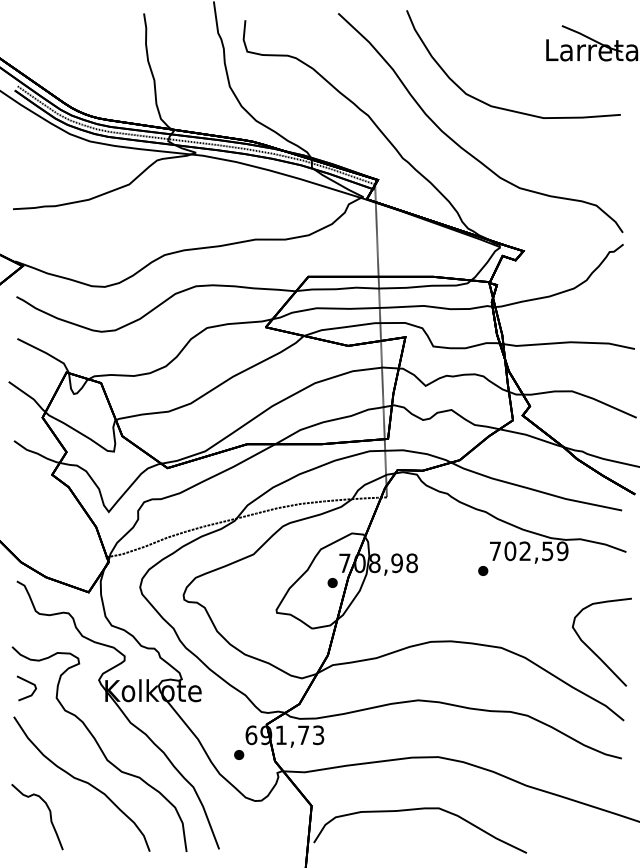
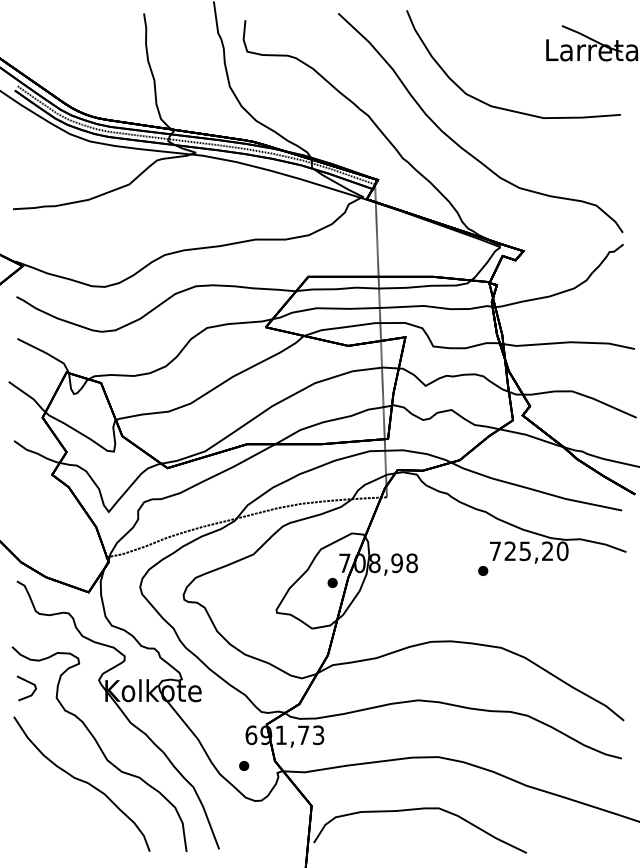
text: 702,59 -> 725,20 (536, 551)
part: present -> none (592, 649)
part position: (239, 754) -> (244, 765) (244, 765)
curve: present -> none (49, 815)
